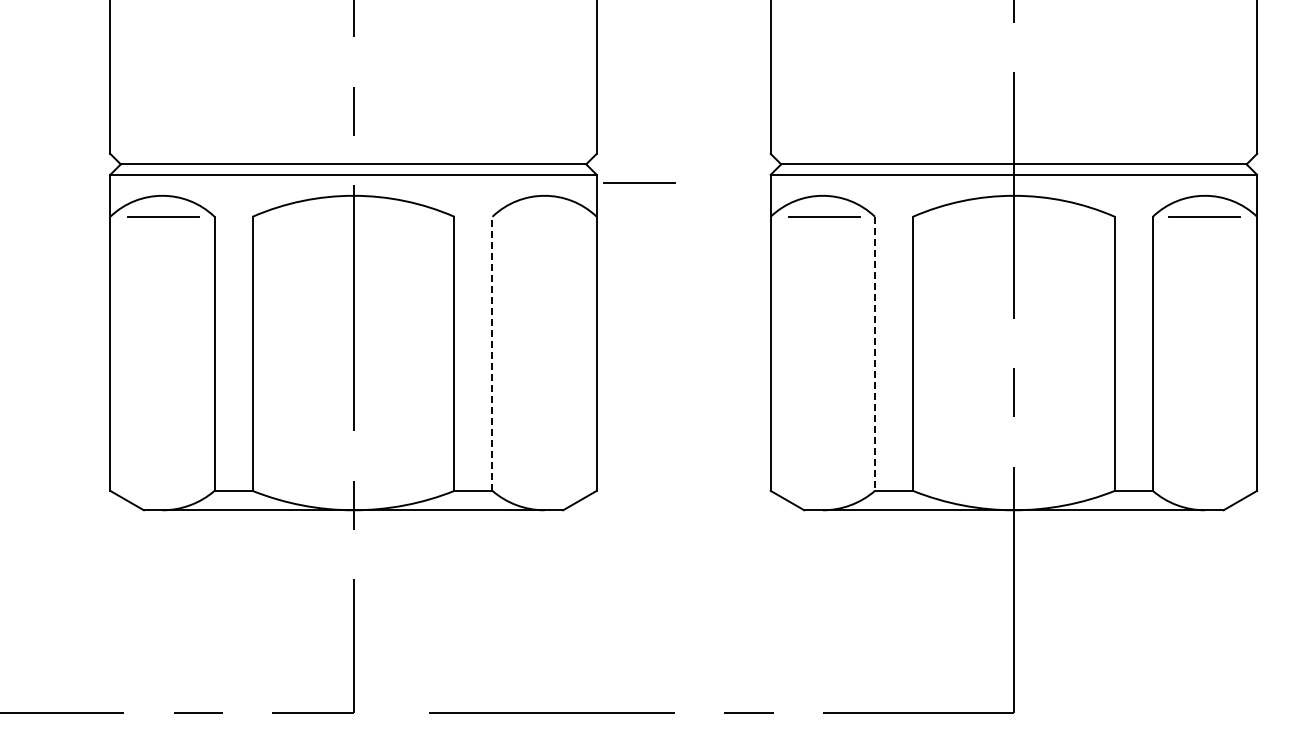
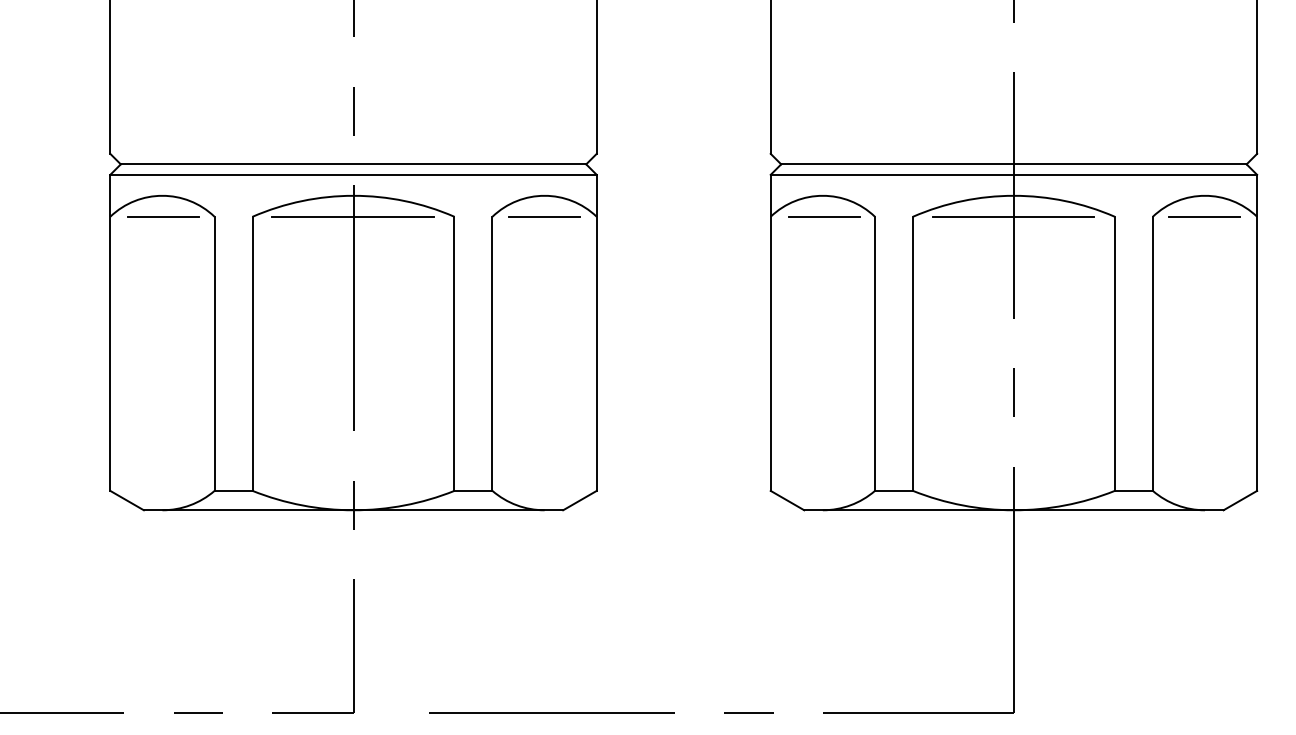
line position: (639, 182) -> (544, 216) (544, 216)
line: none -> present (352, 216)
line: none -> present (1013, 216)
line: dashed -> solid (492, 353)
line: dashed -> solid (874, 354)
